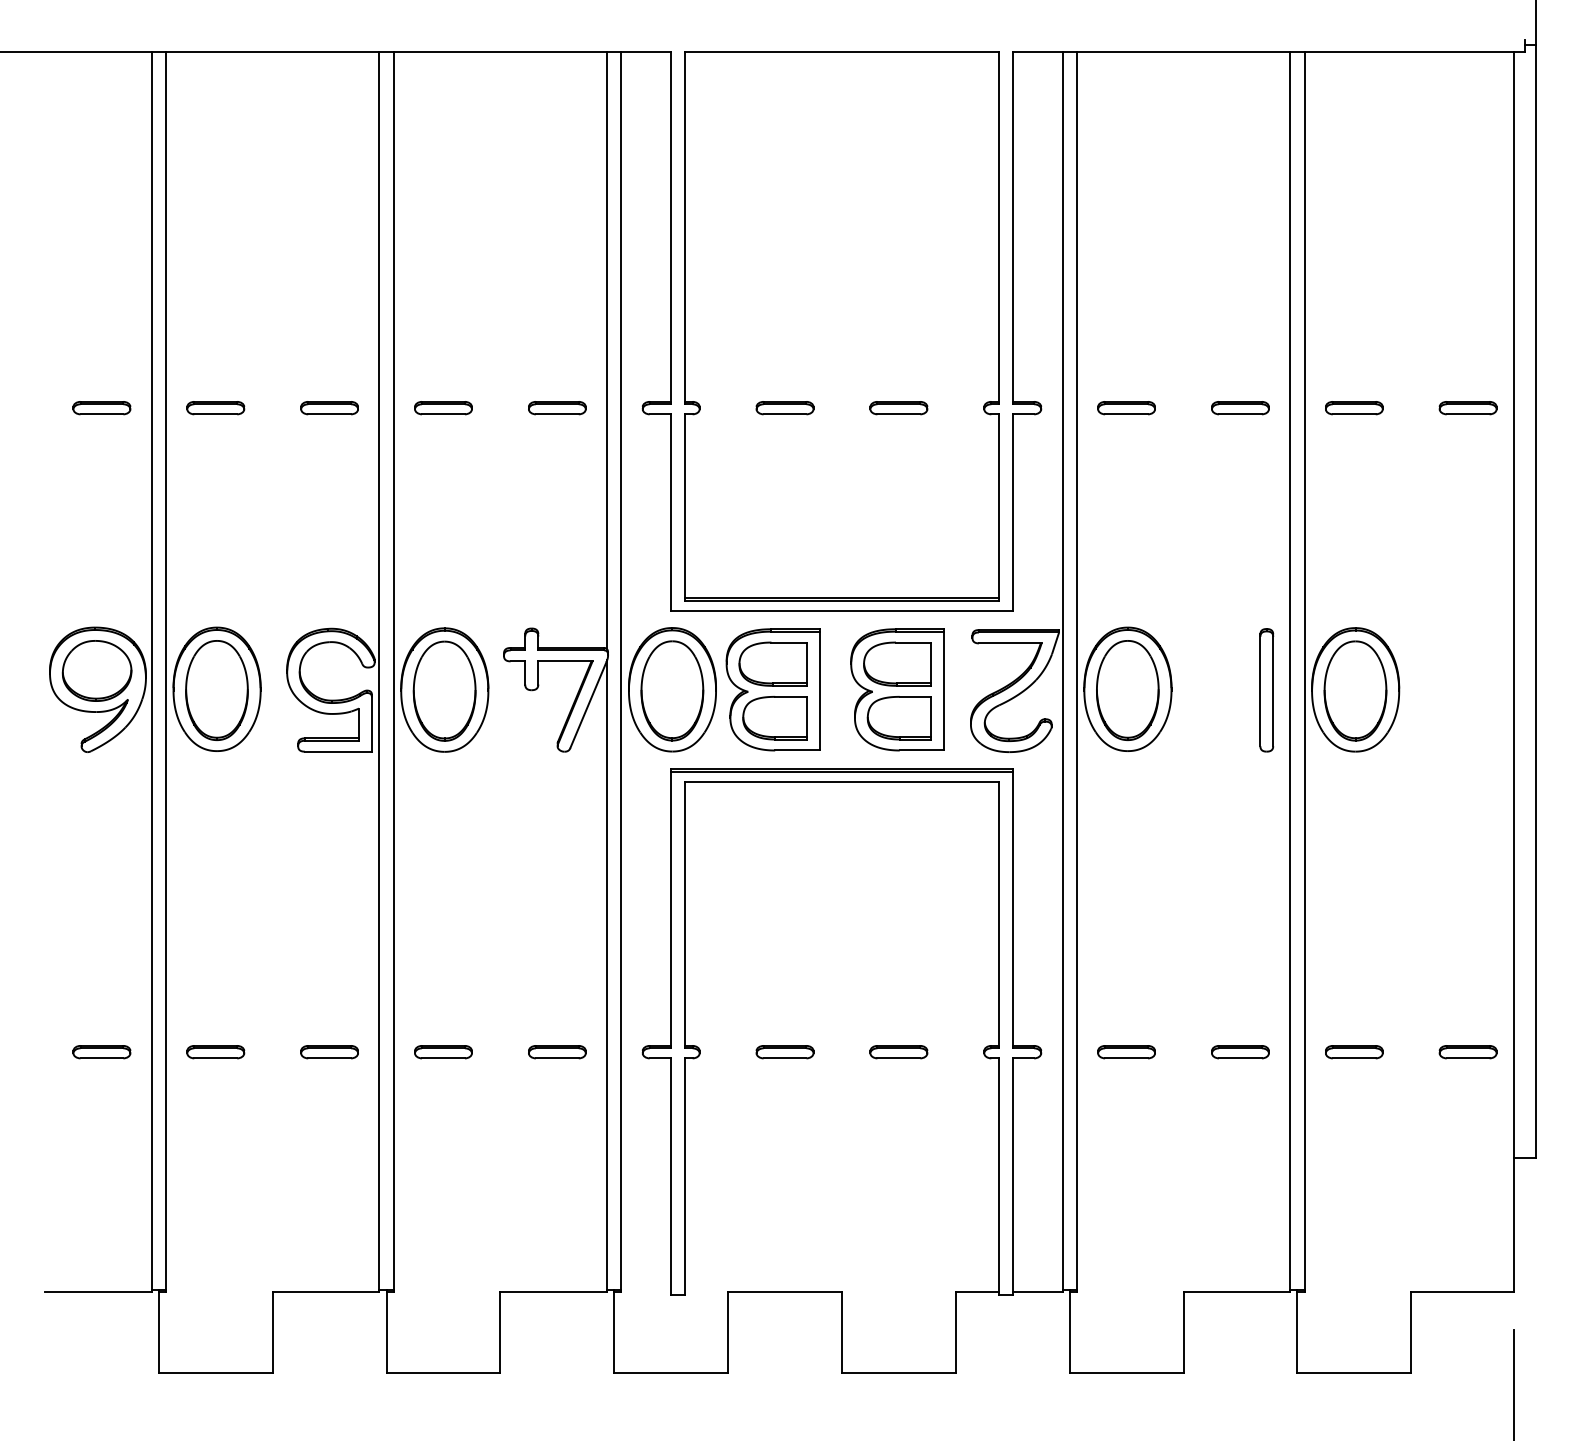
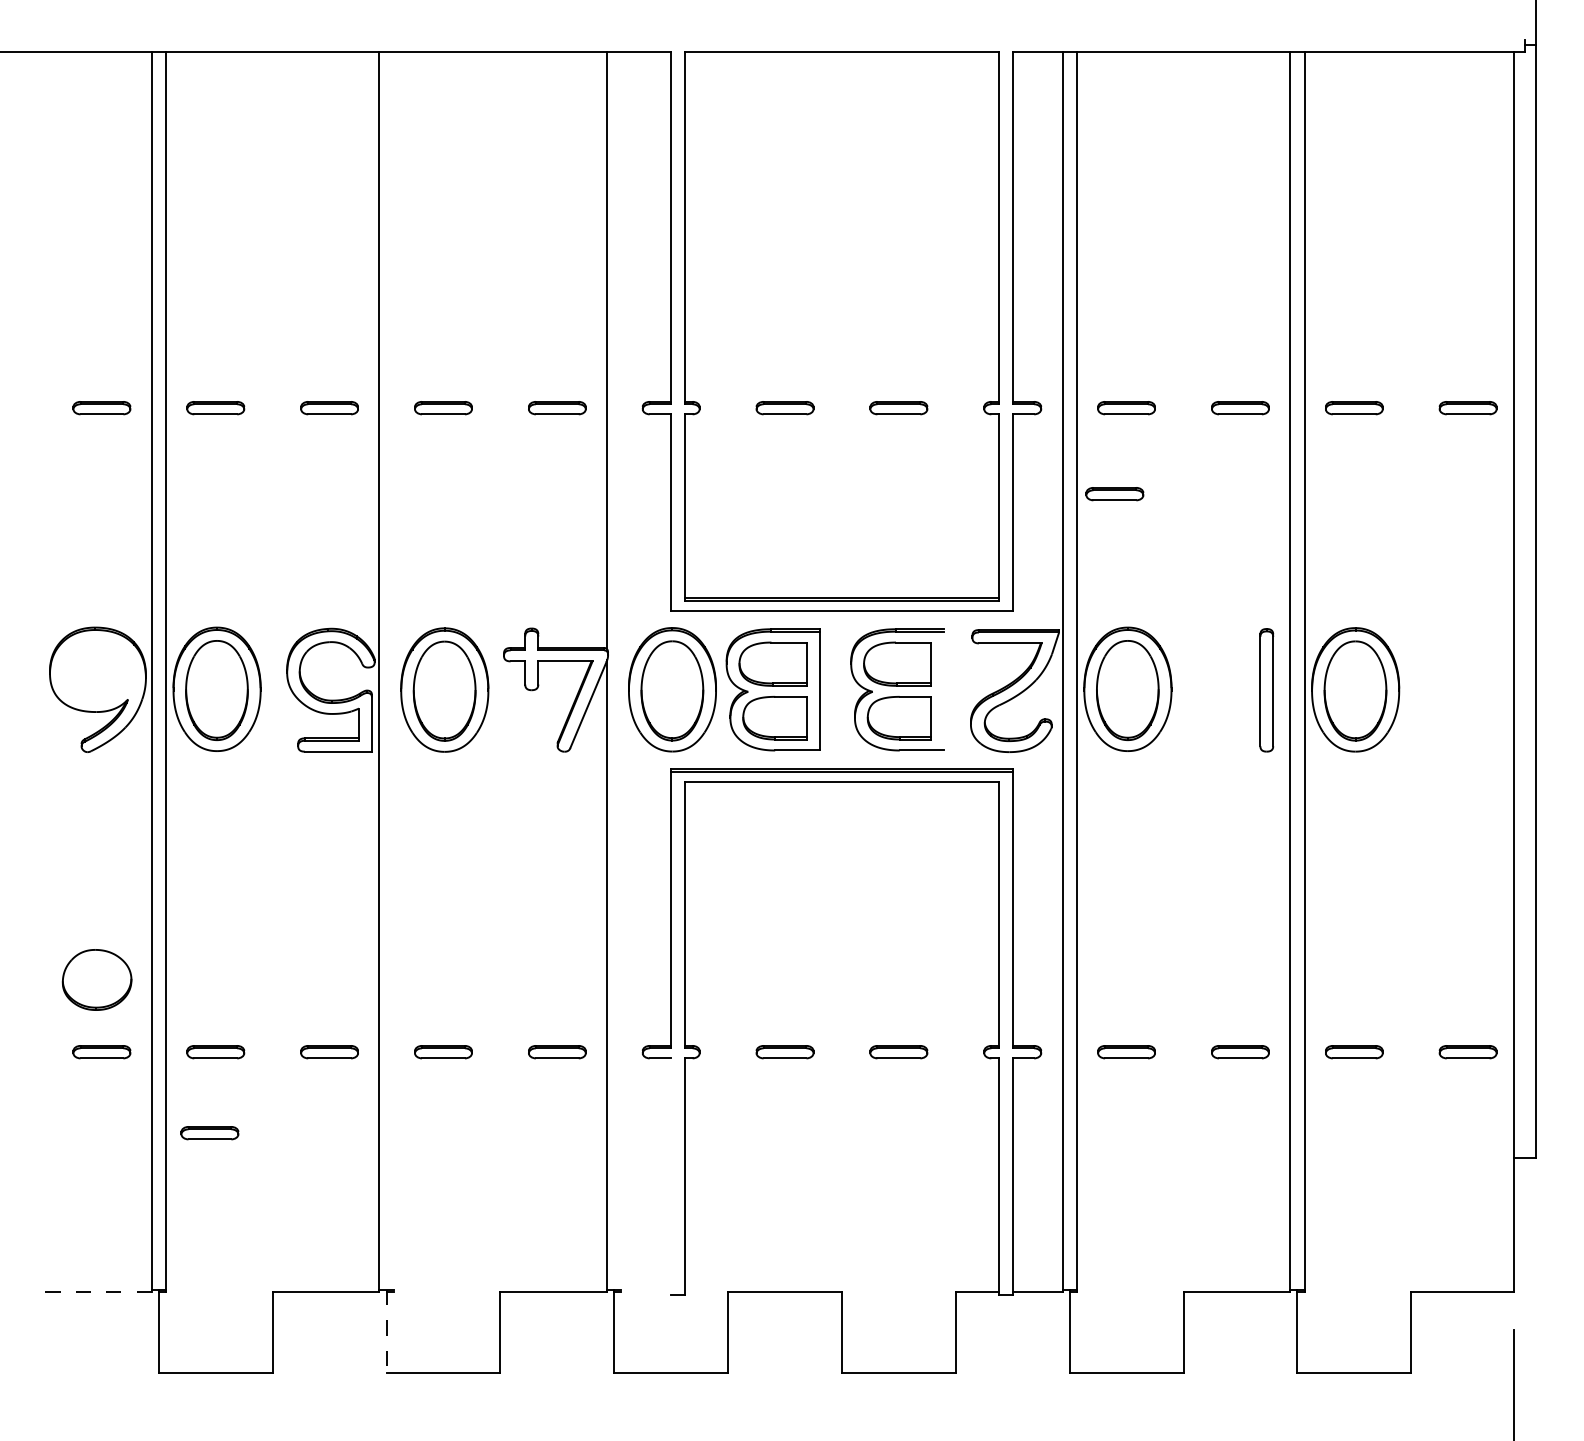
part: none -> present (1114, 494)
part position: (96, 670) -> (96, 979) (96, 979)
line: present -> none (393, 672)
line: present -> none (621, 672)
line: present -> none (944, 689)
part: none -> present (209, 1133)
line: present -> none (671, 1176)
line: solid -> dashed (97, 1292)
line: solid -> dashed (386, 1332)
